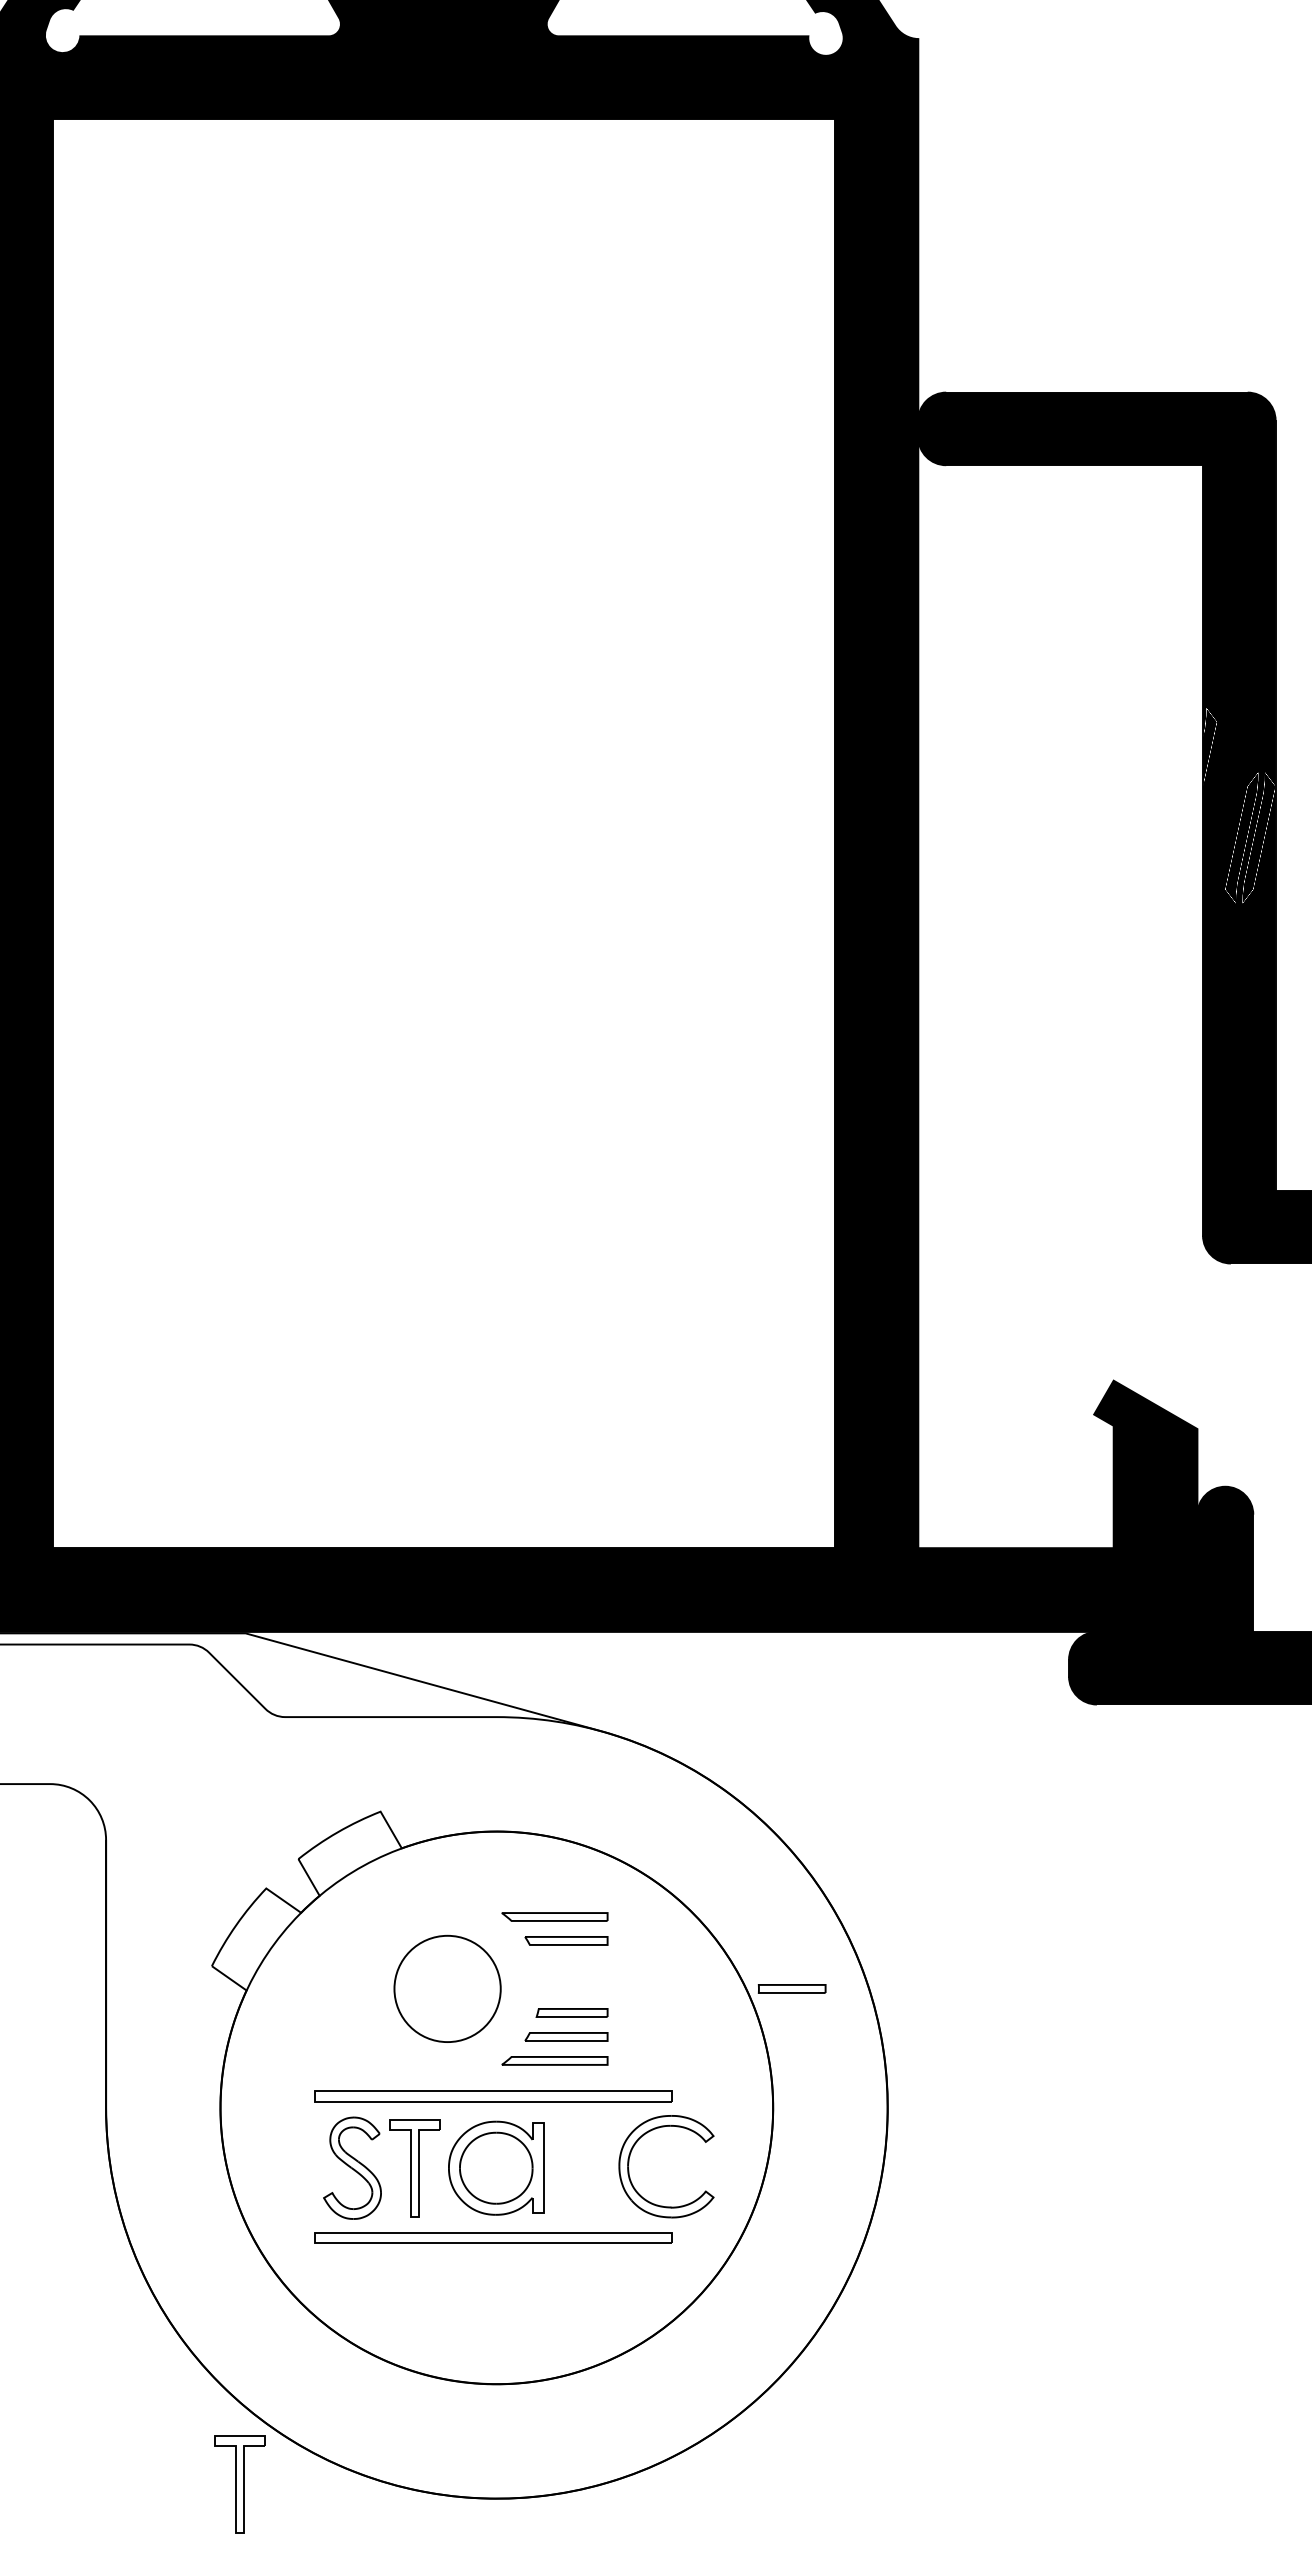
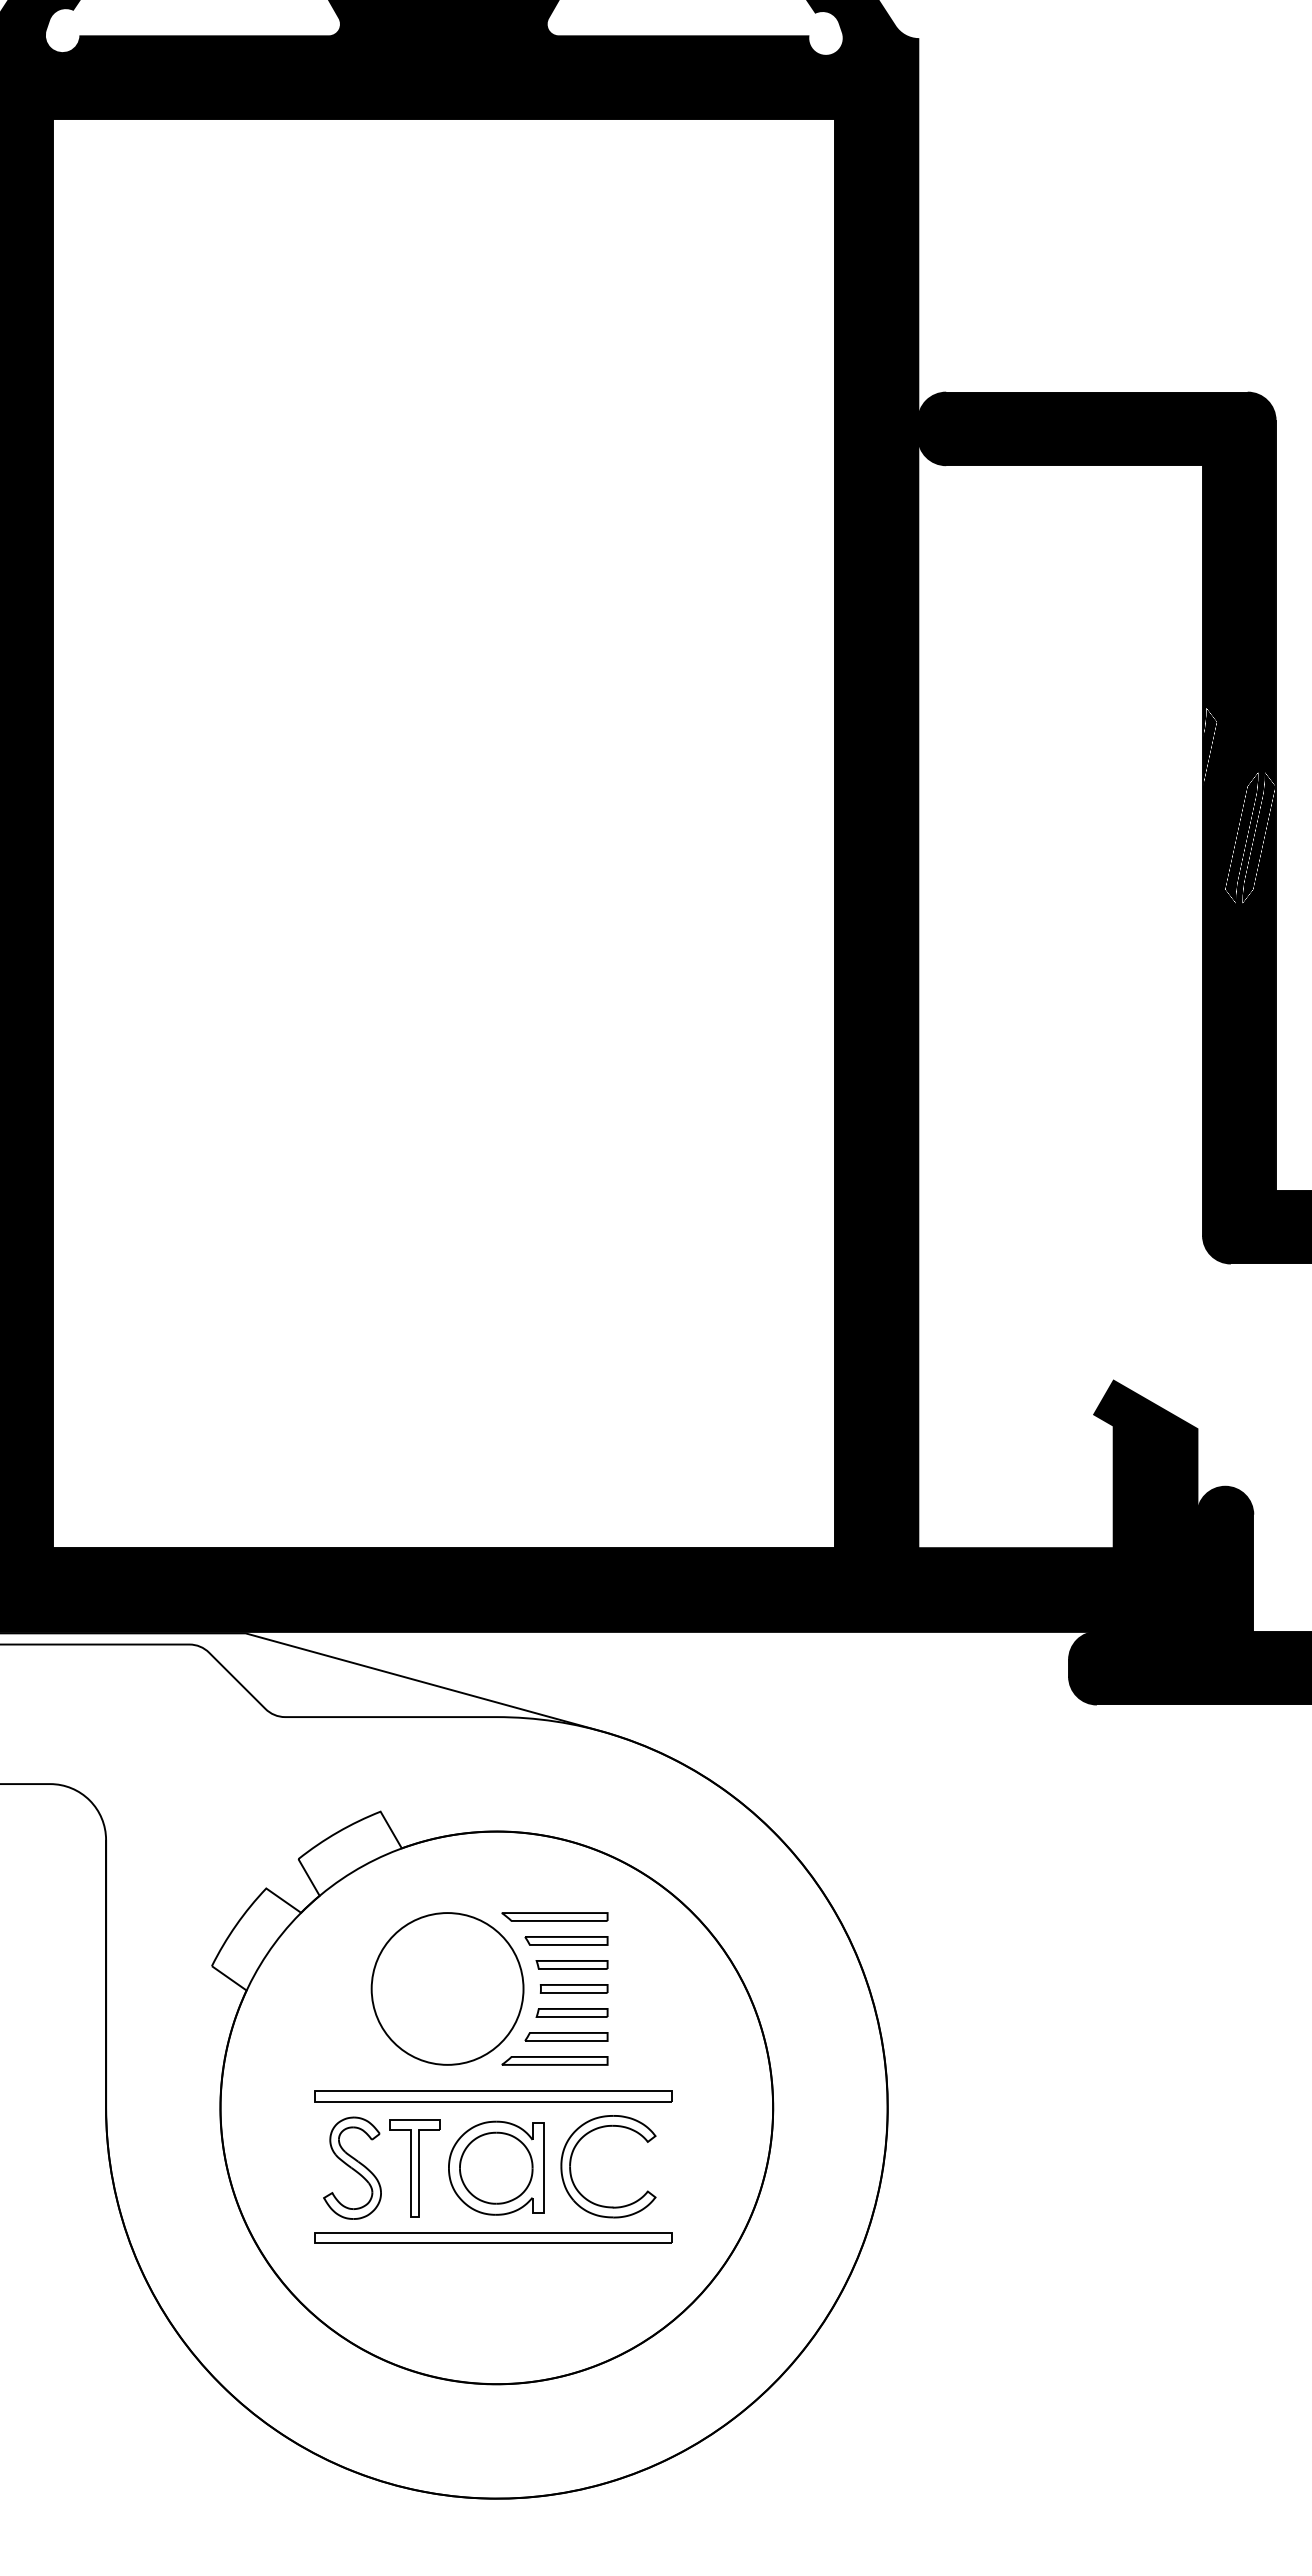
part: none -> present (571, 1964)
circle diameter: 106 px -> 152 px (447, 1988)
part position: (791, 1988) -> (573, 1988) (573, 1988)
part position: (629, 2163) -> (571, 2163) (571, 2163)
part: present -> none (239, 2484)
